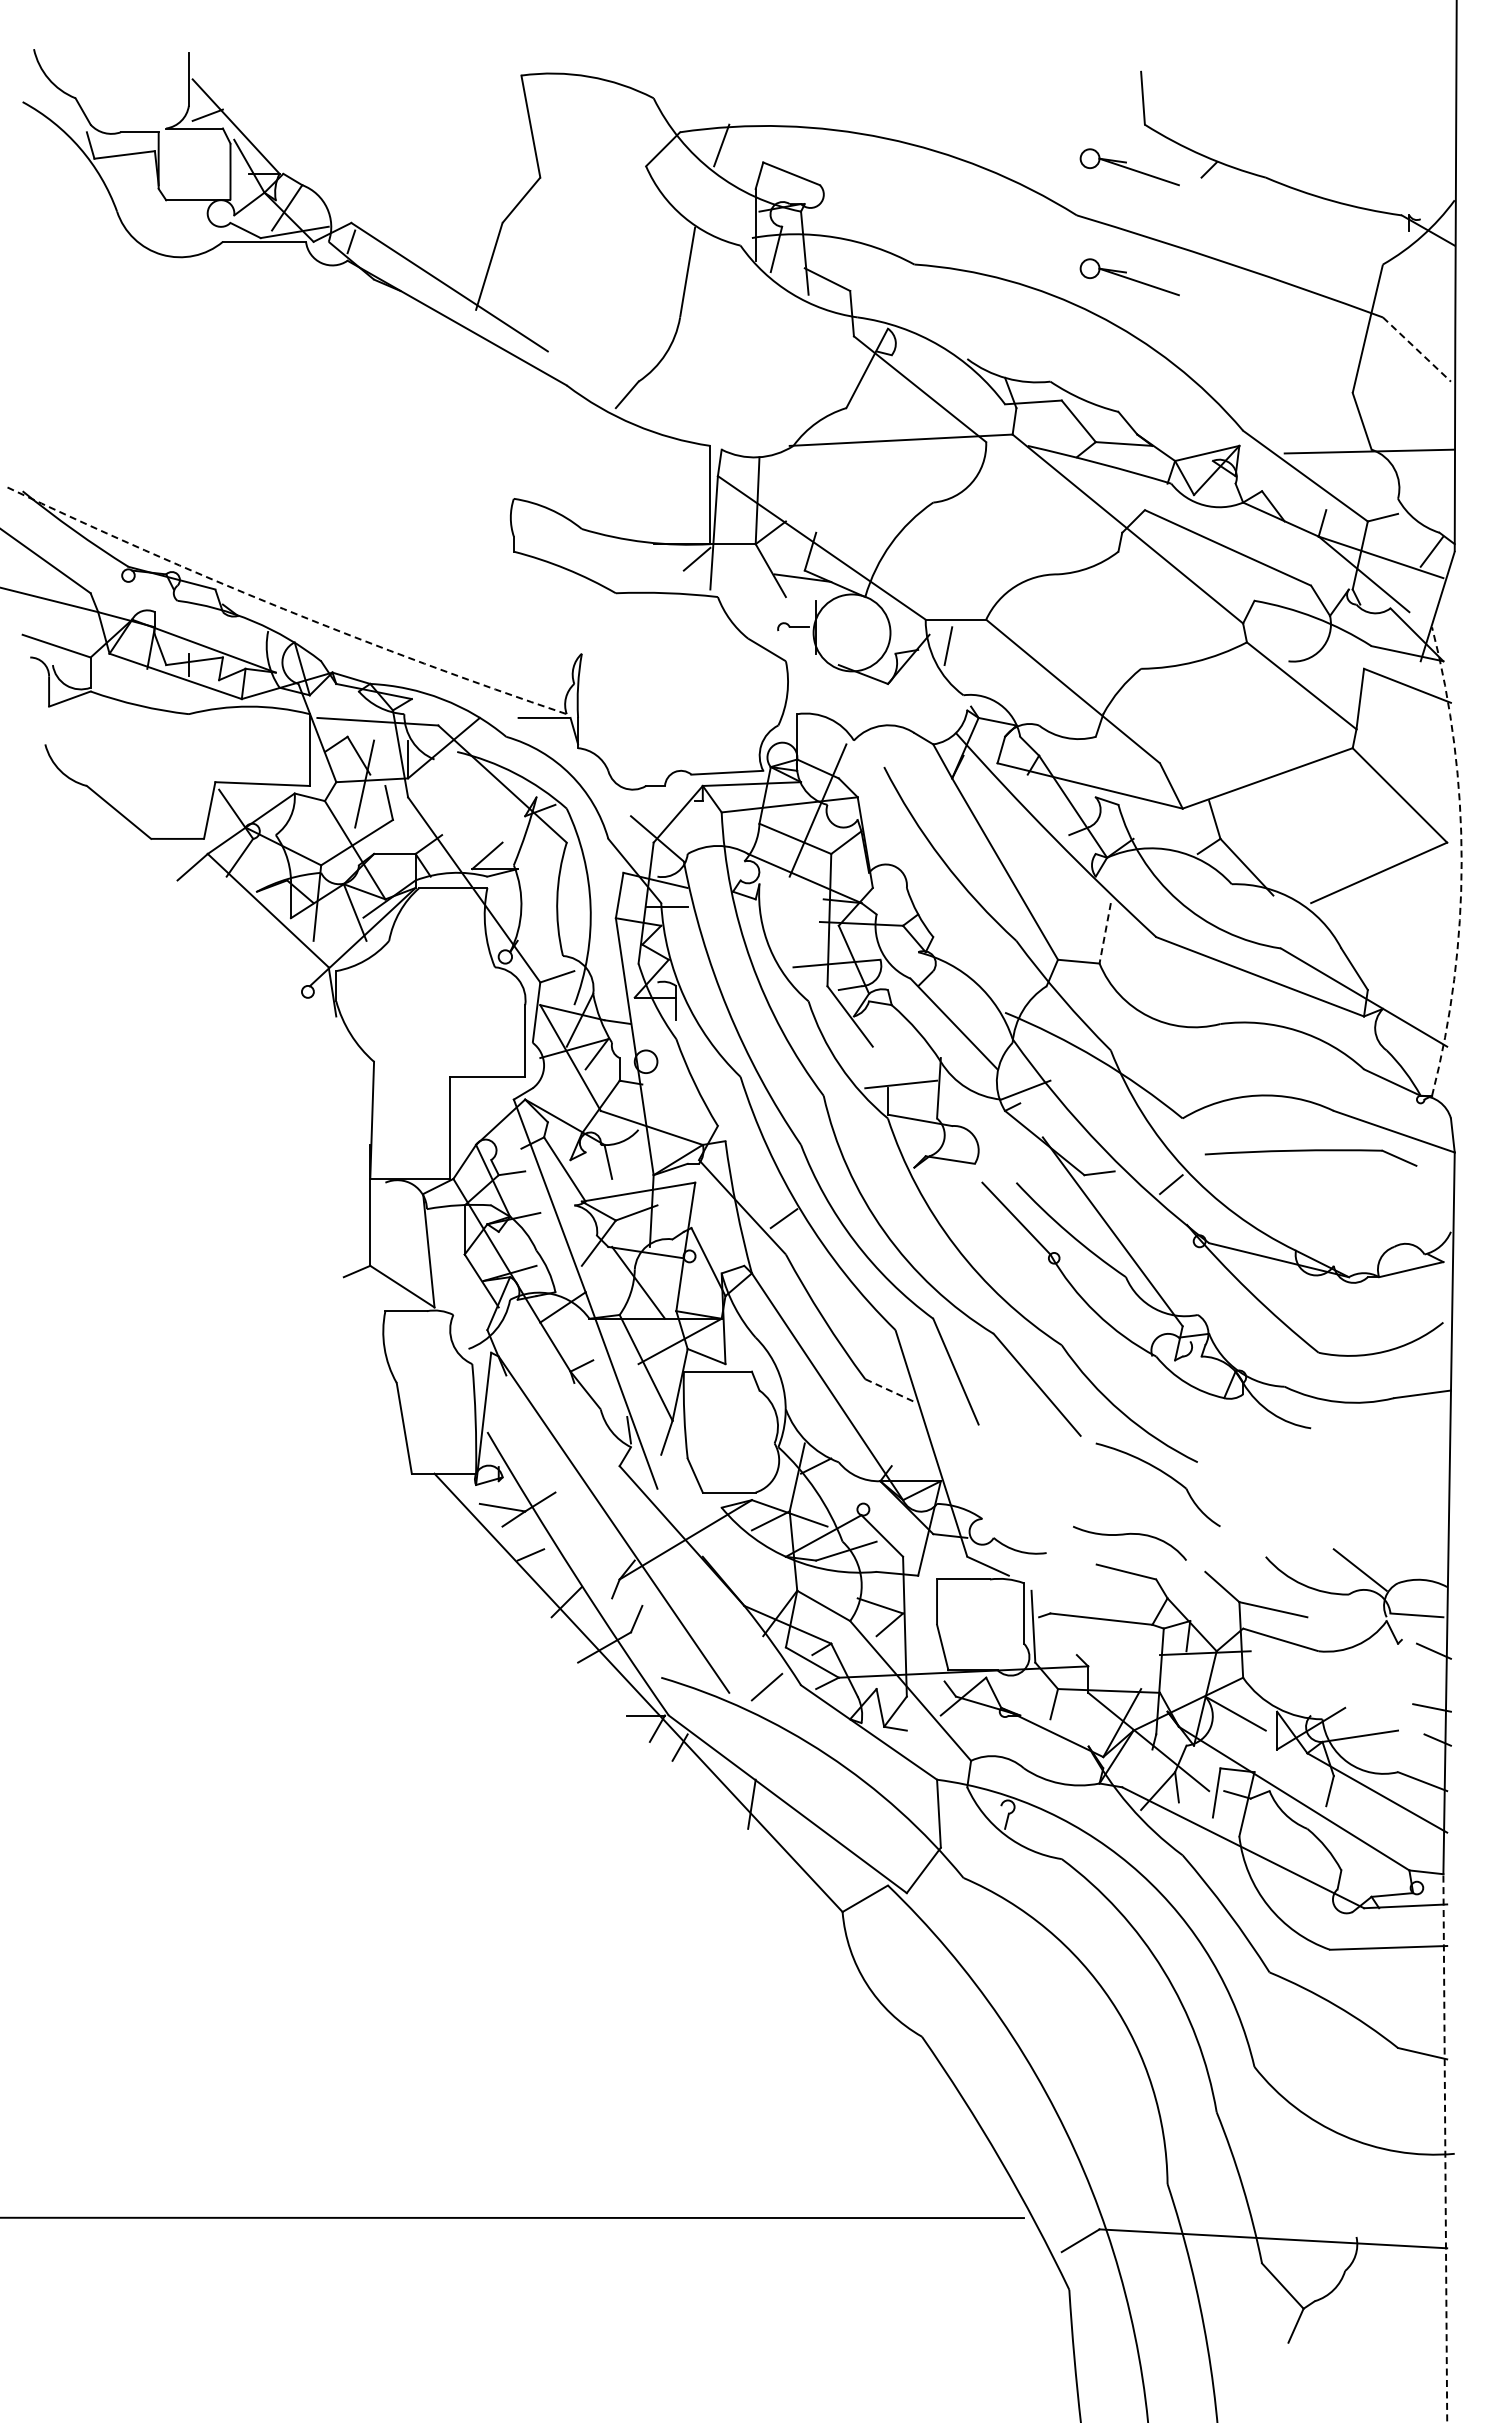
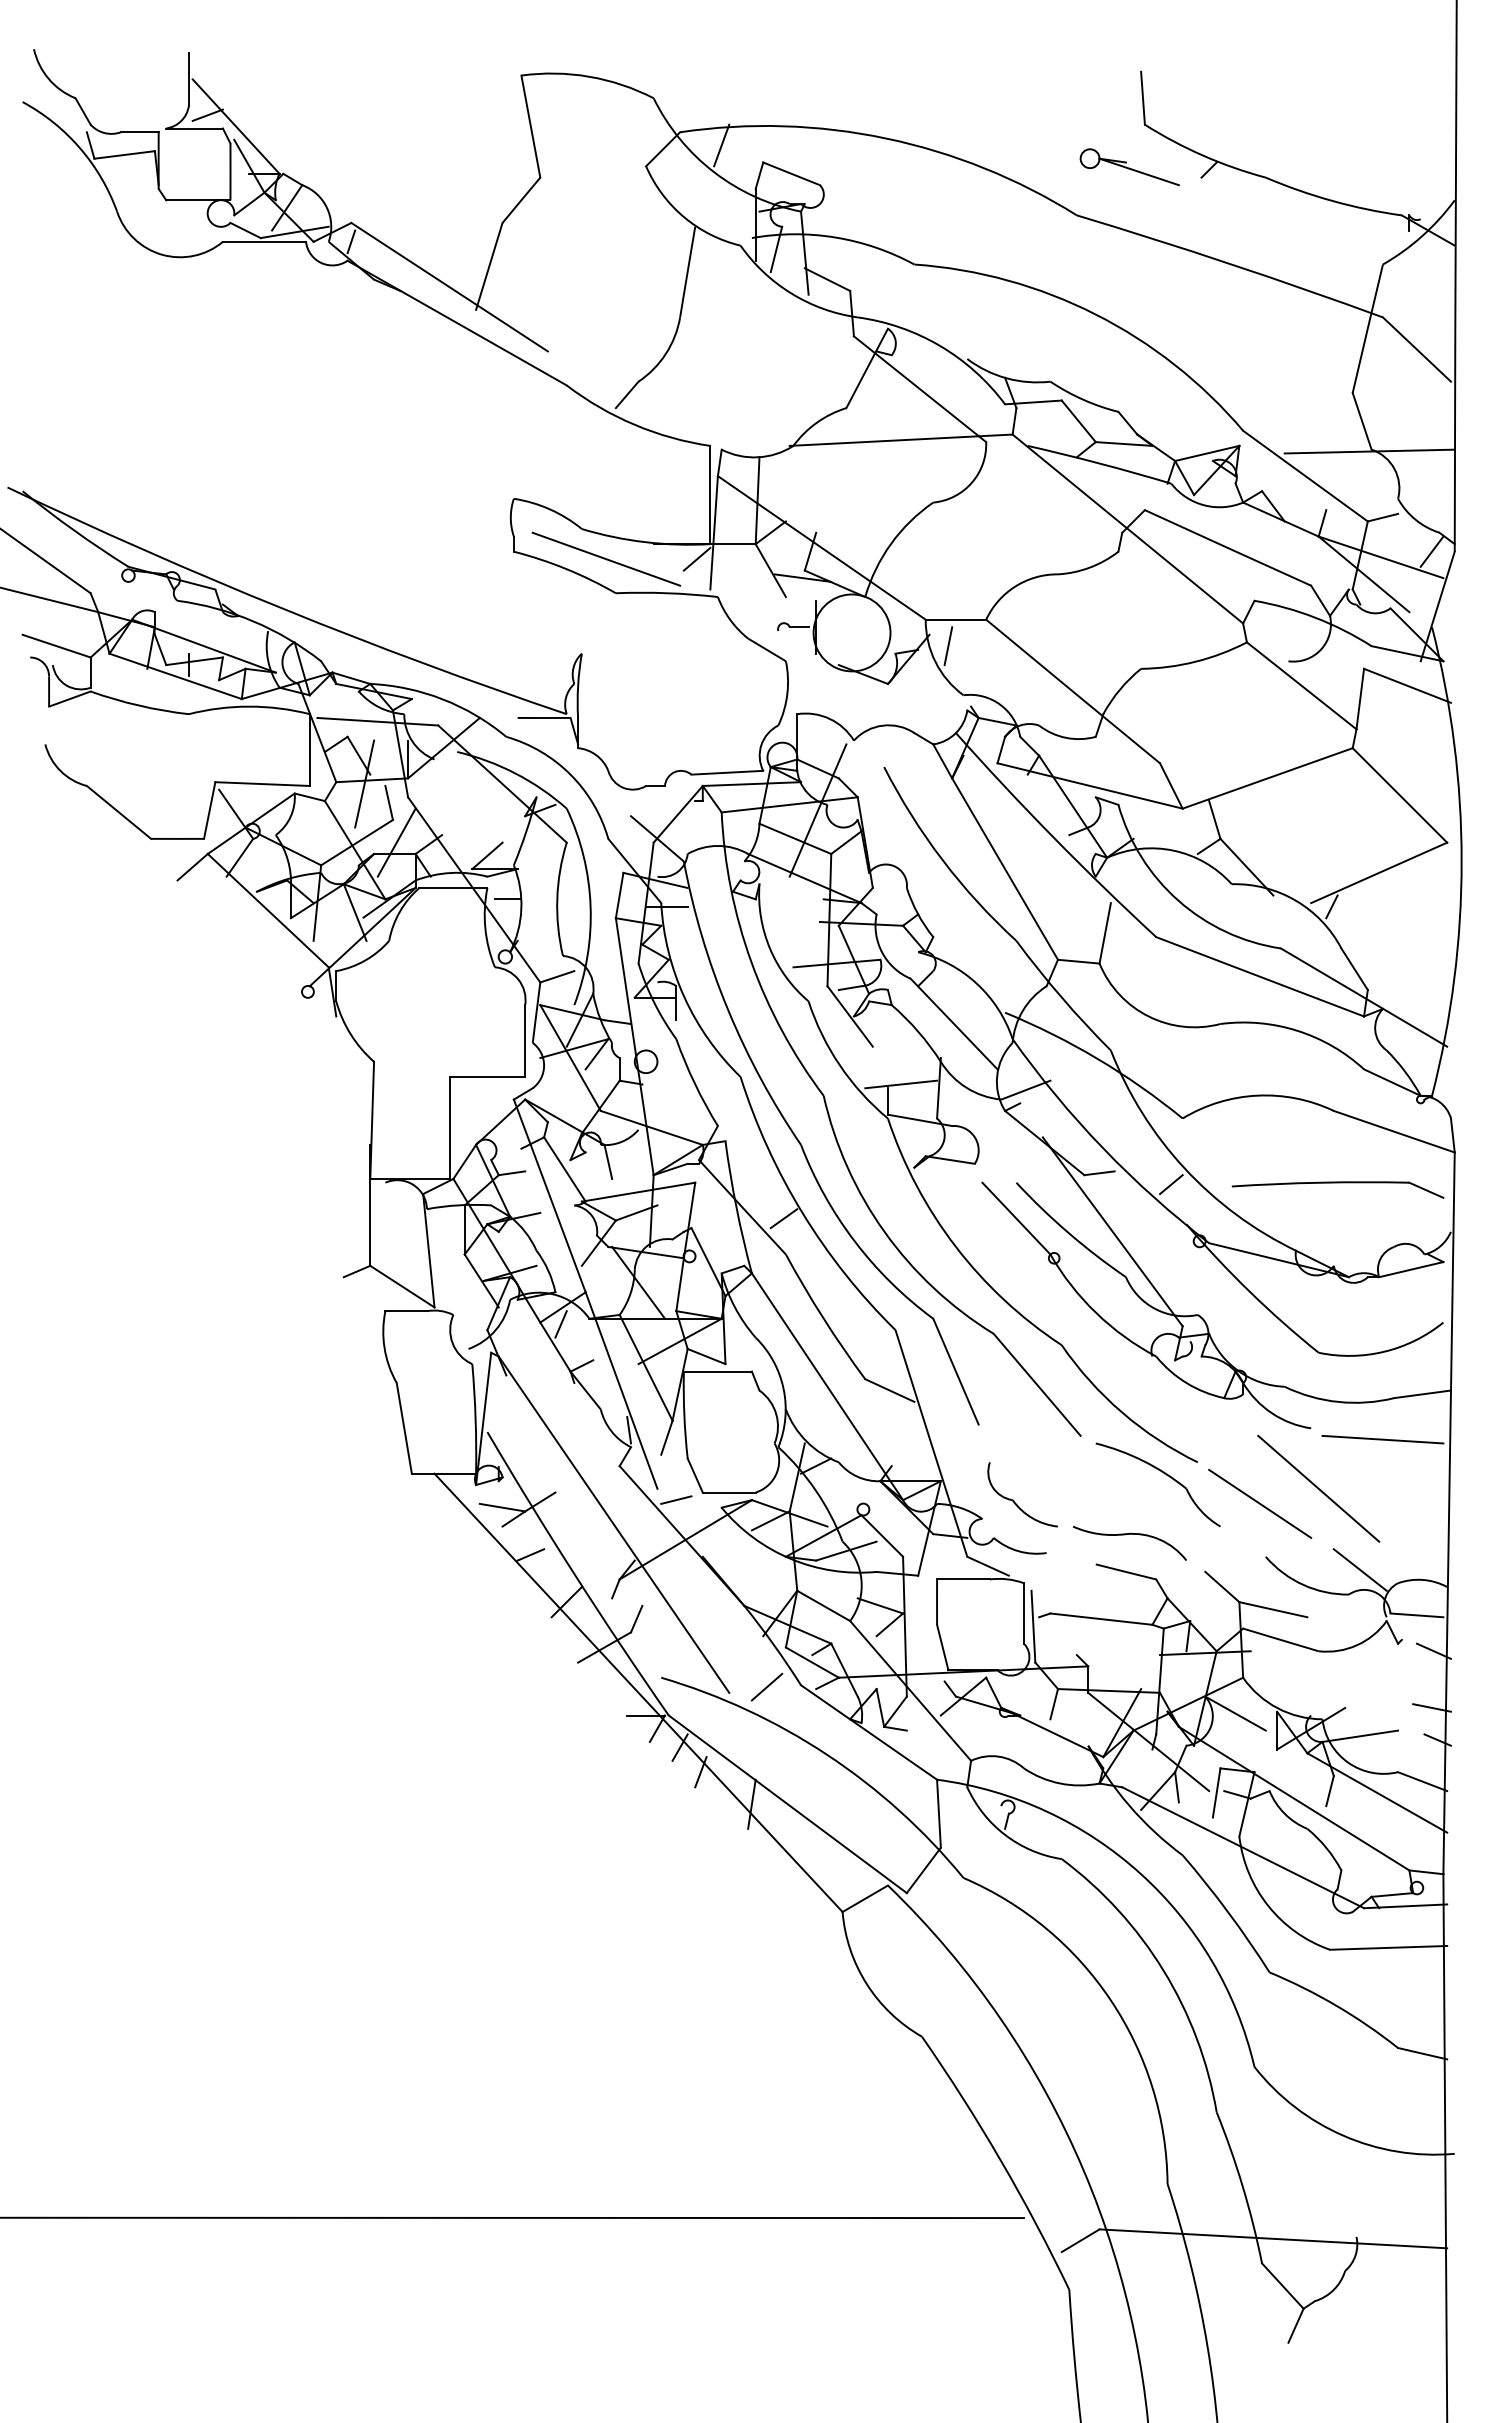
part: present -> none (1129, 277)
line: dashed -> solid (1416, 349)
line: none -> present (606, 558)
arc: dashed -> solid (283, 609)
line: none -> present (396, 842)
arc: dashed -> solid (1461, 861)
line: none -> present (507, 899)
line: none -> present (1331, 906)
line: dashed -> solid (1105, 933)
part position: (1310, 1157) -> (1337, 1189) (1337, 1189)
line: none -> present (560, 1324)
line: dashed -> solid (890, 1390)
line: none -> present (1382, 1439)
line: none -> present (1318, 1488)
line: none -> present (676, 1499)
part: none -> present (1014, 1500)
line: none -> present (1260, 1503)
line: none -> present (700, 1772)
line: dashed -> solid (1445, 2148)
